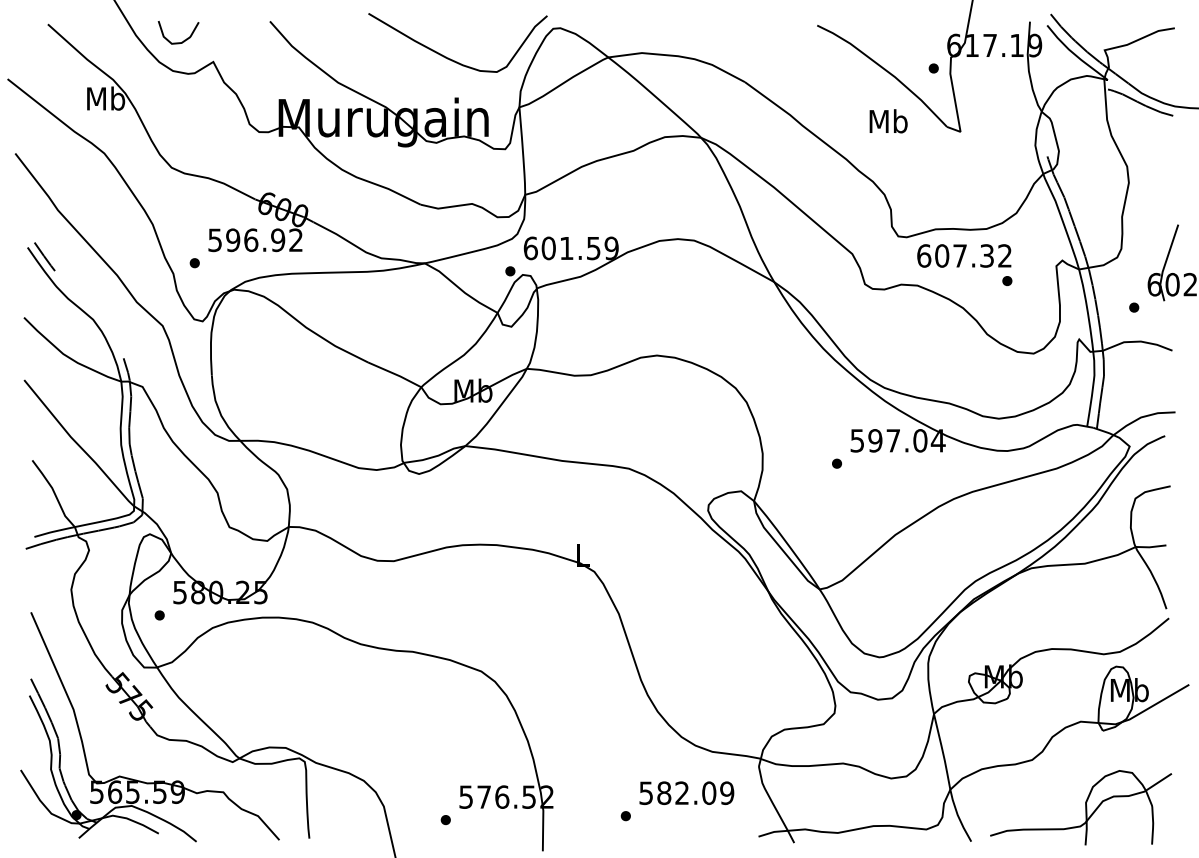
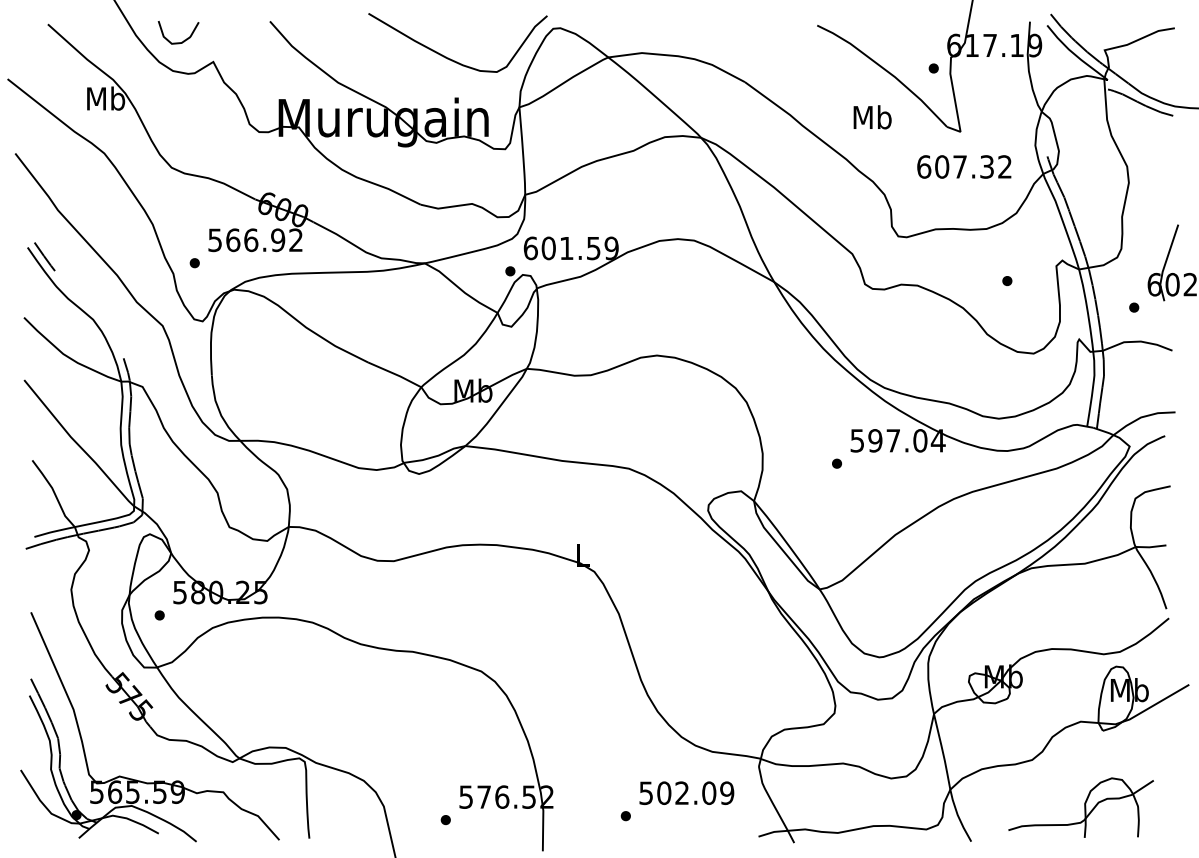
text position: (888, 121) -> (872, 117) (872, 117)
text: 596.92 -> 566.92 (233, 240)
text position: (964, 255) -> (964, 166) (964, 166)
text: 582.09 -> 502.09 (664, 792)
part size: 183x76 px -> 146x61 px (1080, 807)
